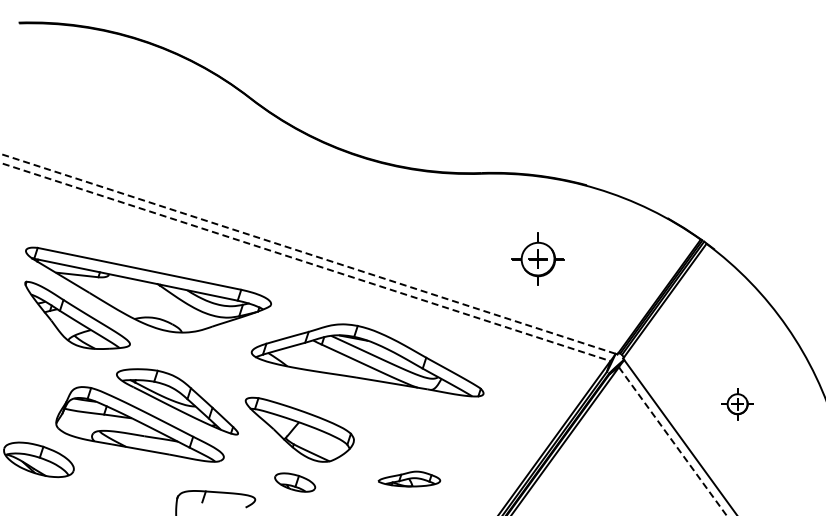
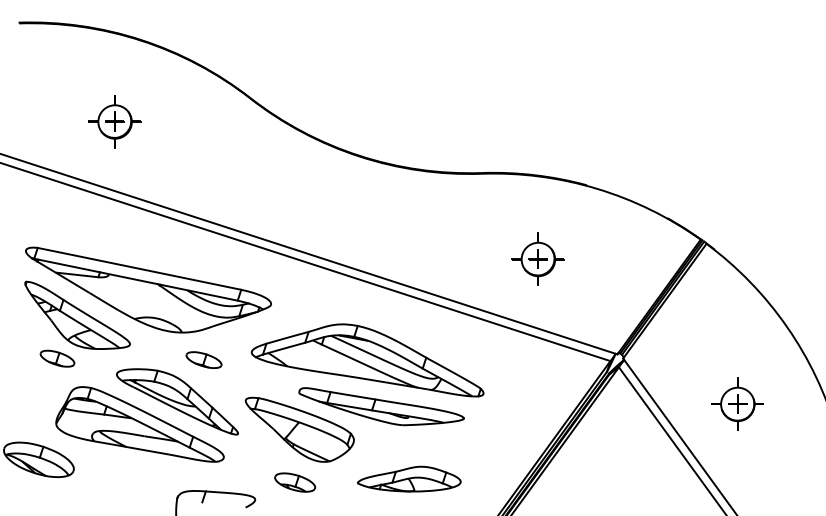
part: none -> present (114, 121)
line: dashed -> solid (307, 253)
line: dashed -> solid (306, 262)
part: none -> present (57, 358)
part: none -> present (203, 359)
part size: 33x33 px -> 53x54 px (737, 403)
part: none -> present (381, 406)
line: dashed -> solid (673, 441)
part size: 65x18 px -> 105x28 px (409, 478)
